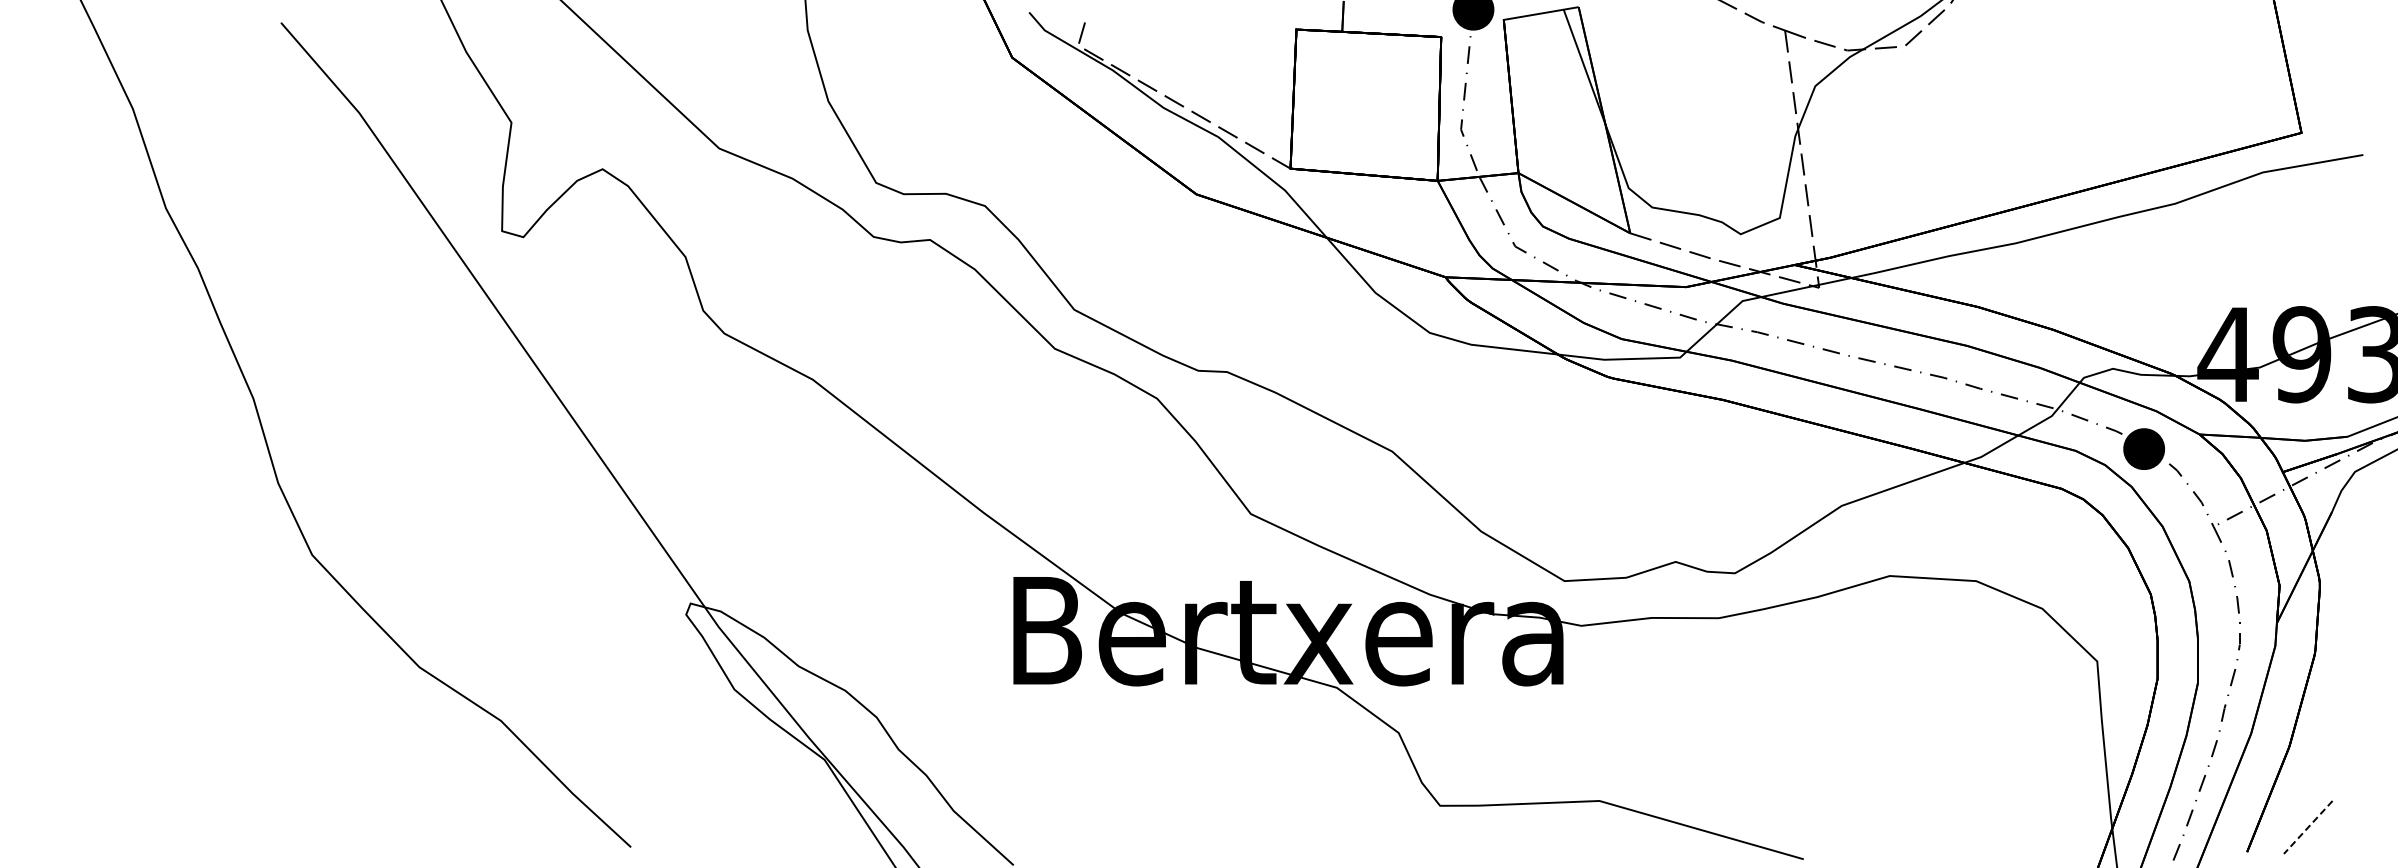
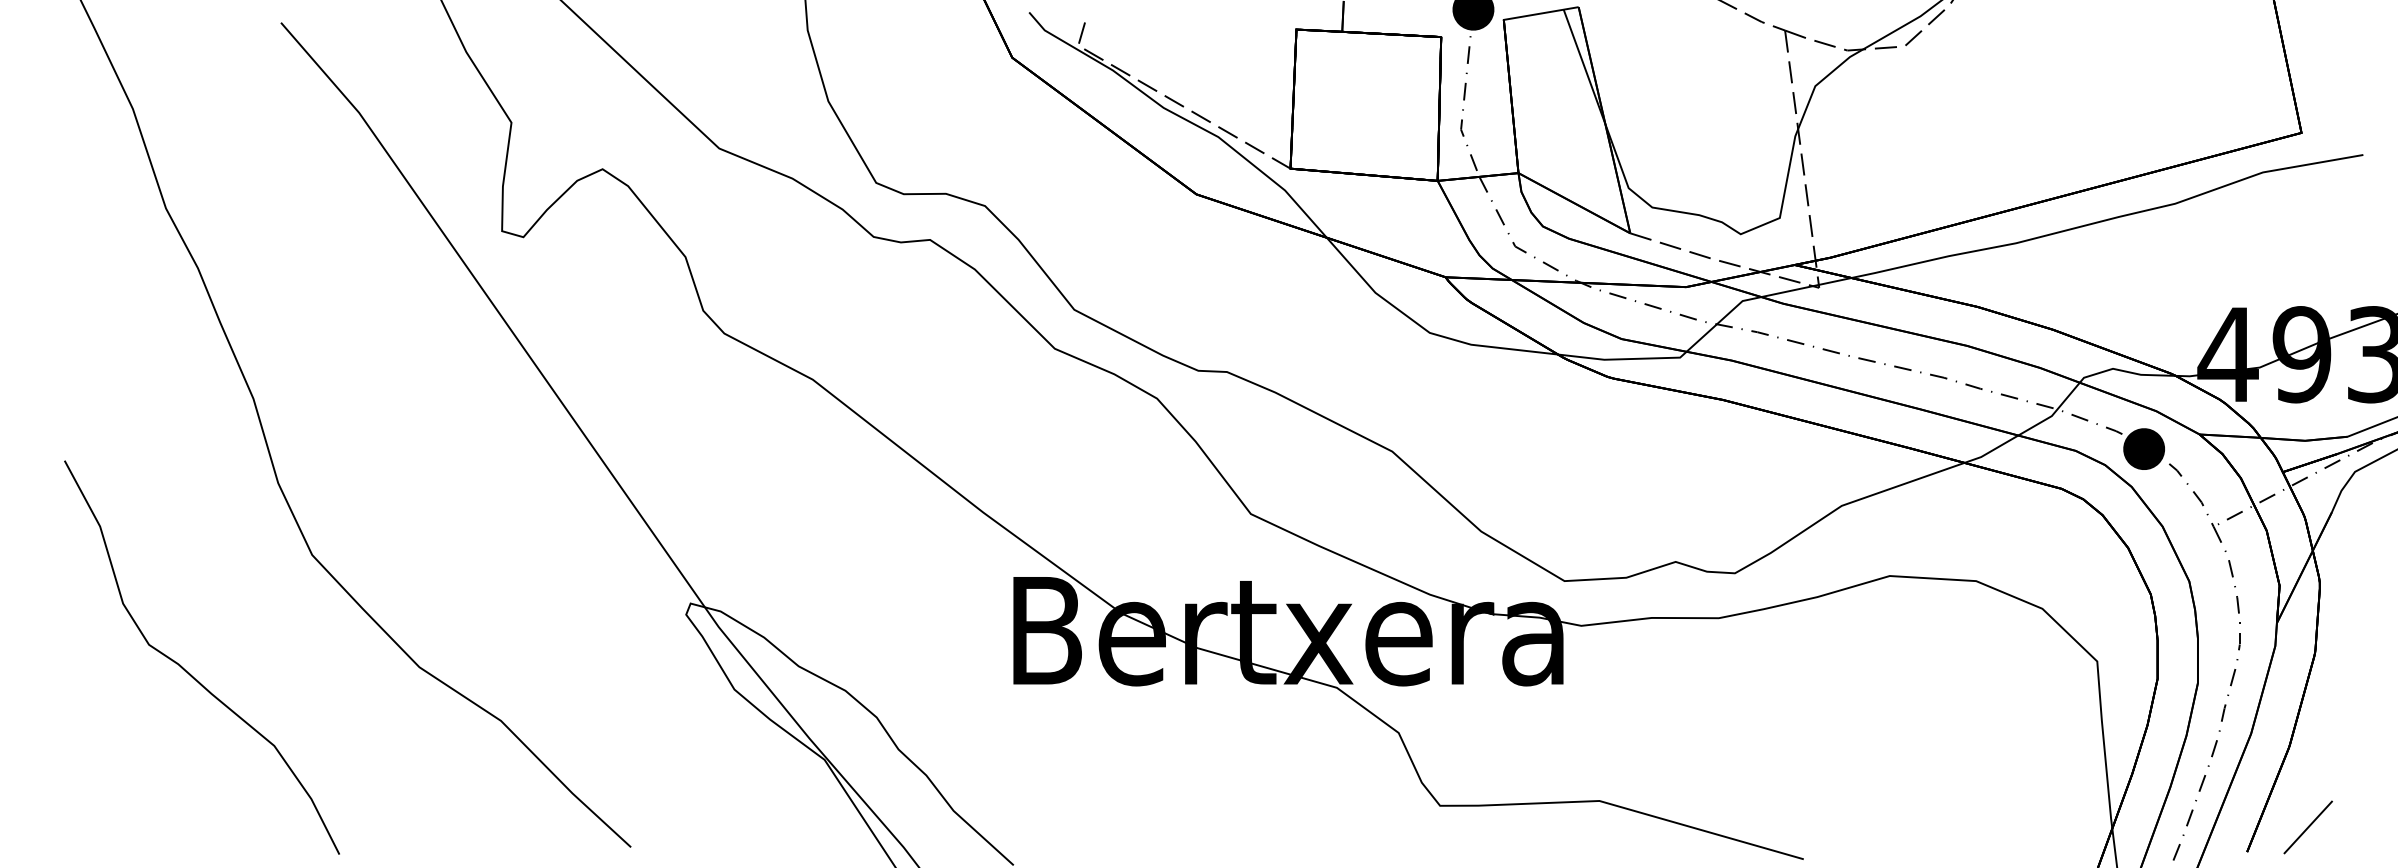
curve: none -> present (189, 672)
line: dashed -> solid (2308, 827)
